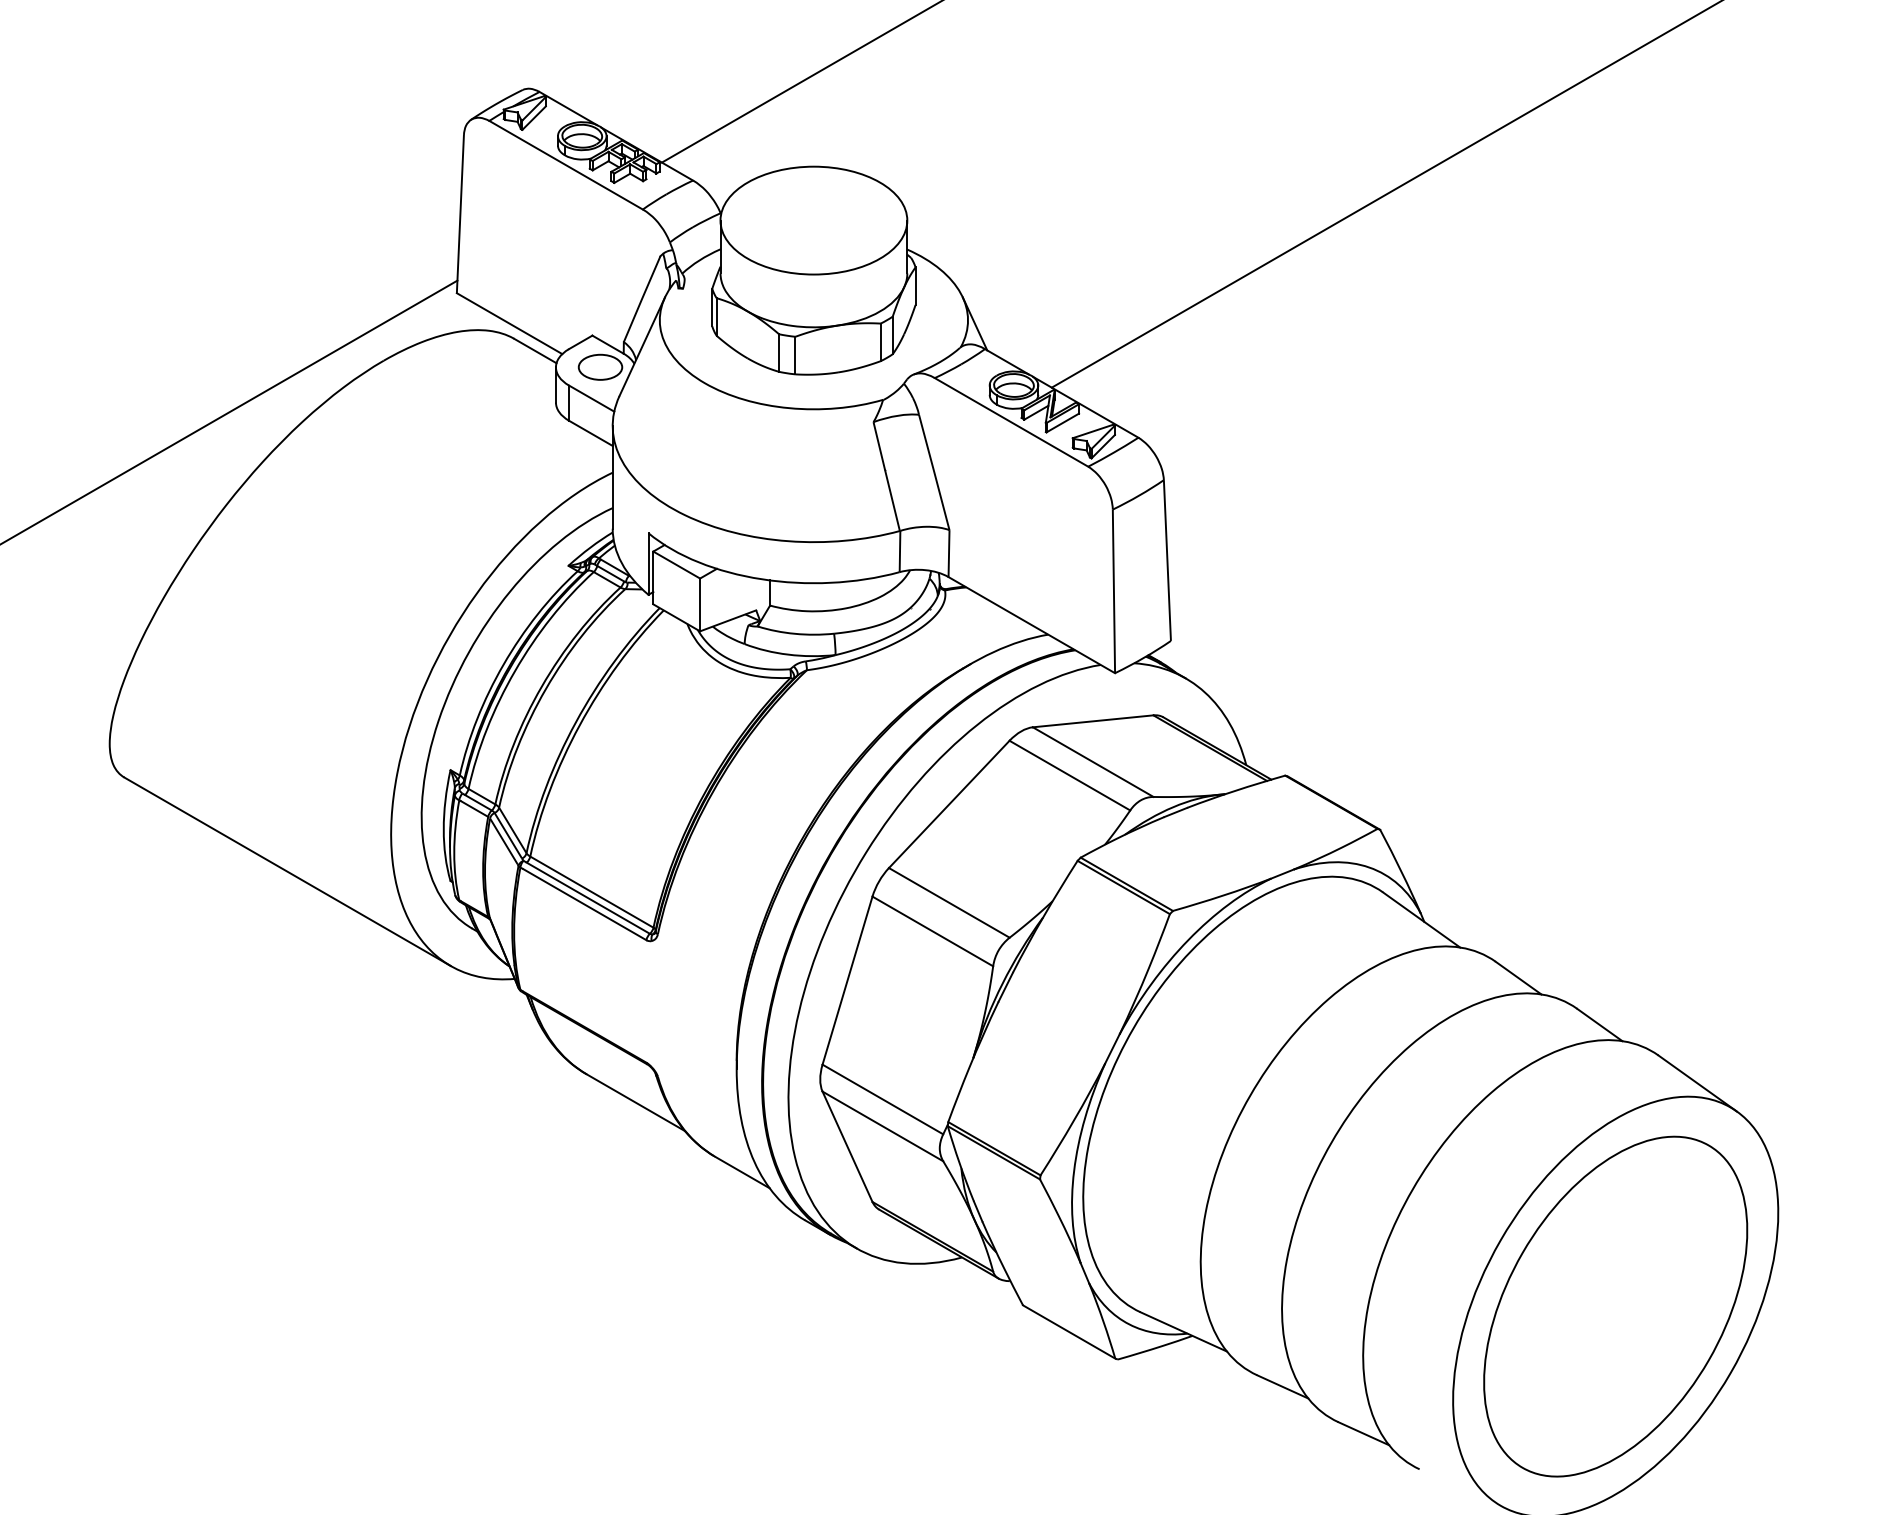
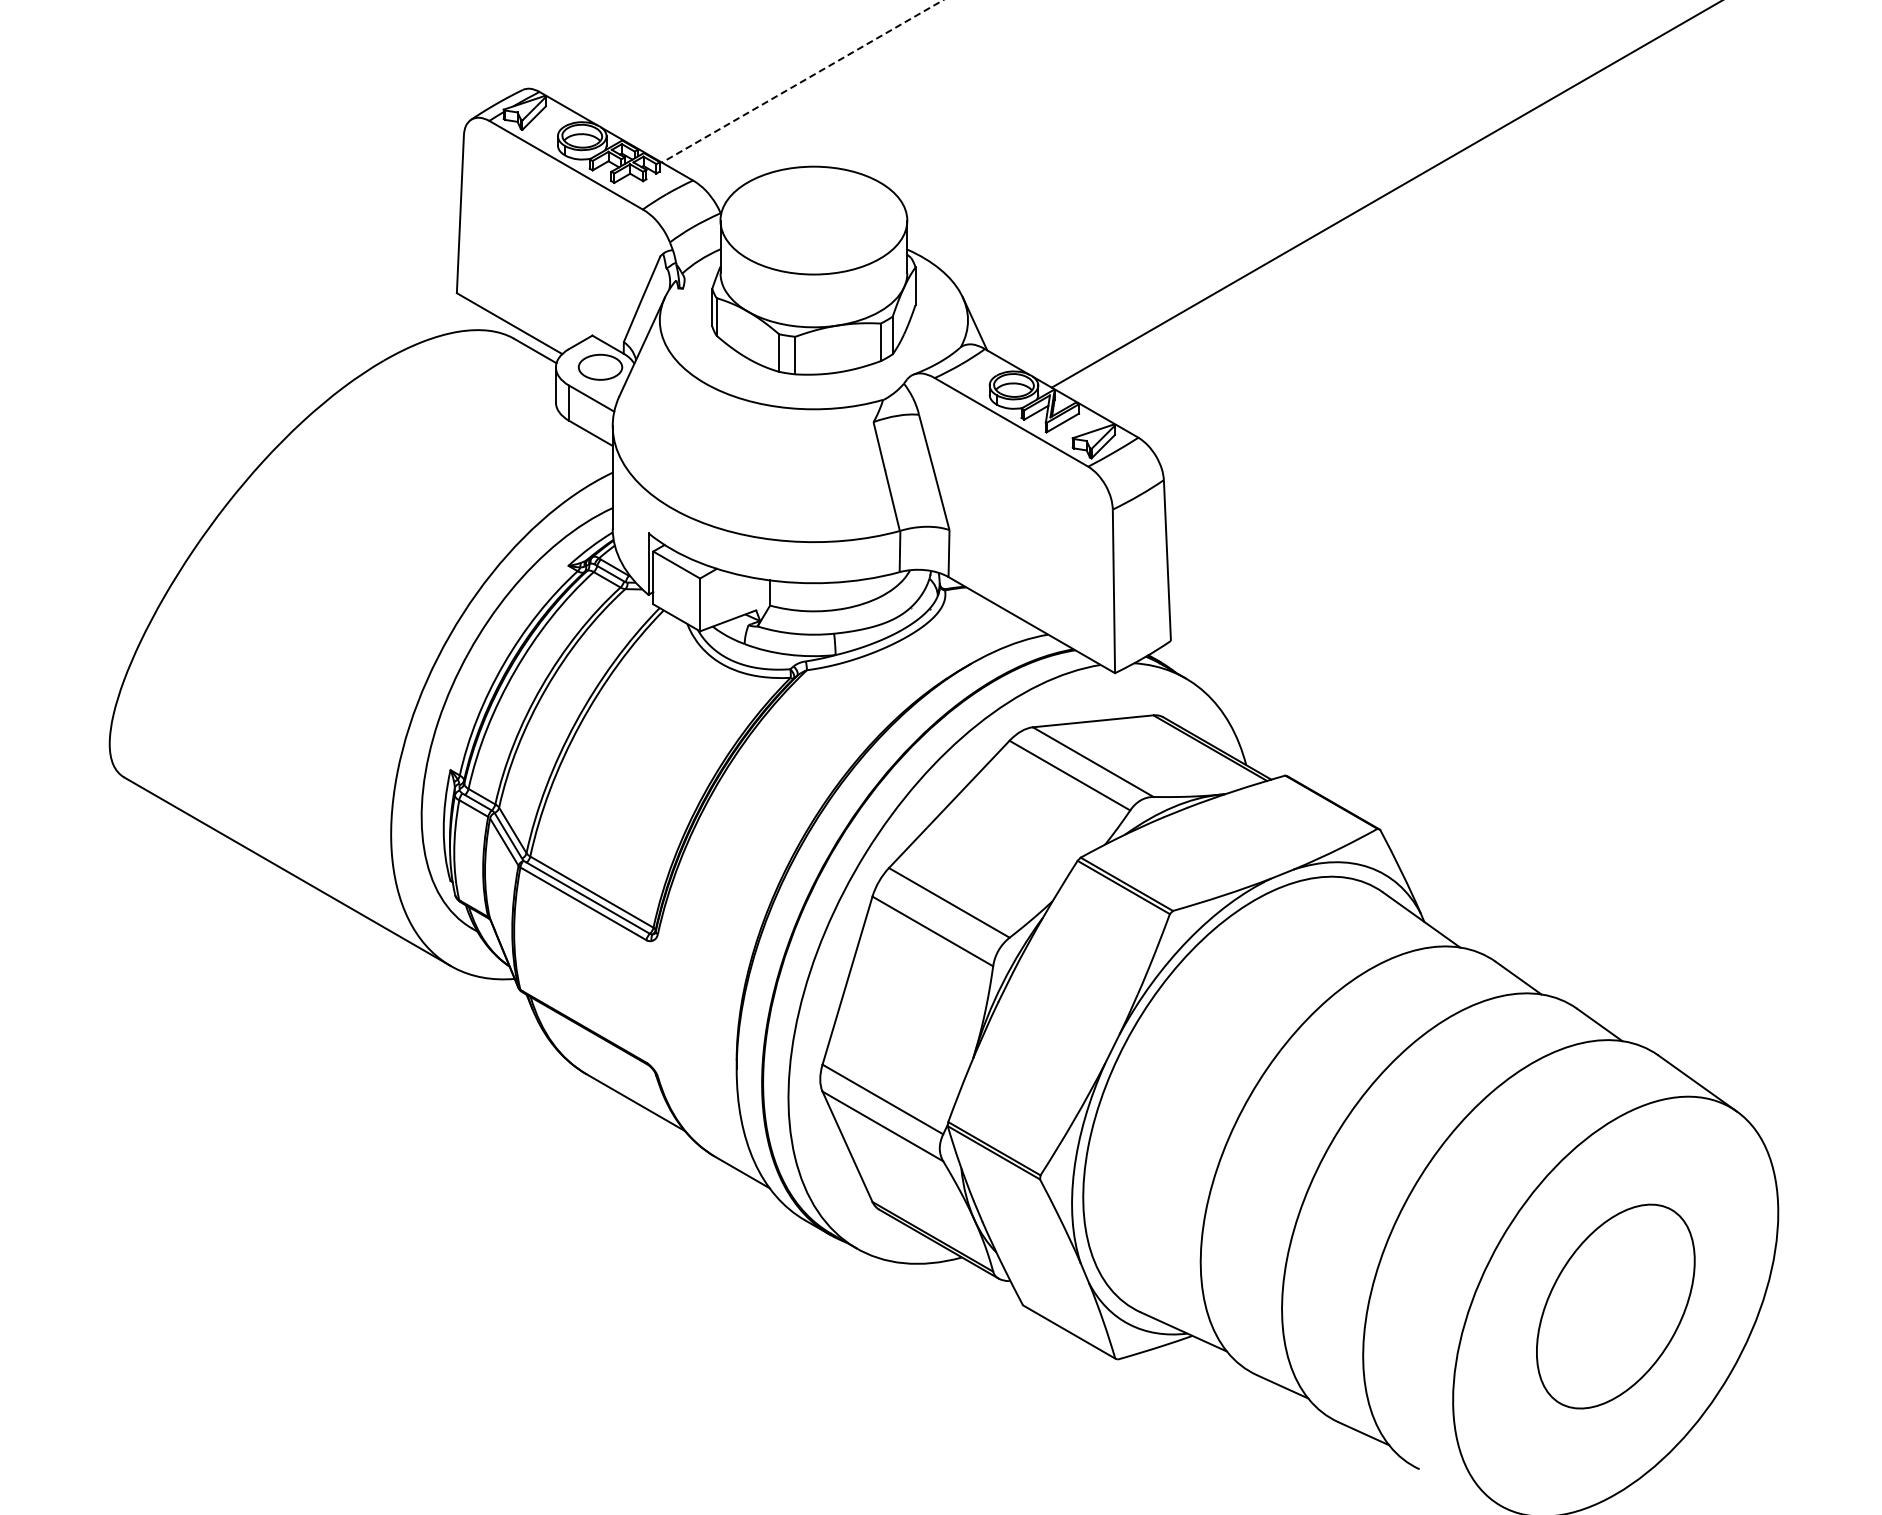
line: solid -> dashed (802, 81)
line: present -> none (229, 411)
part size: 266x343 px -> 160x207 px (1615, 1306)
